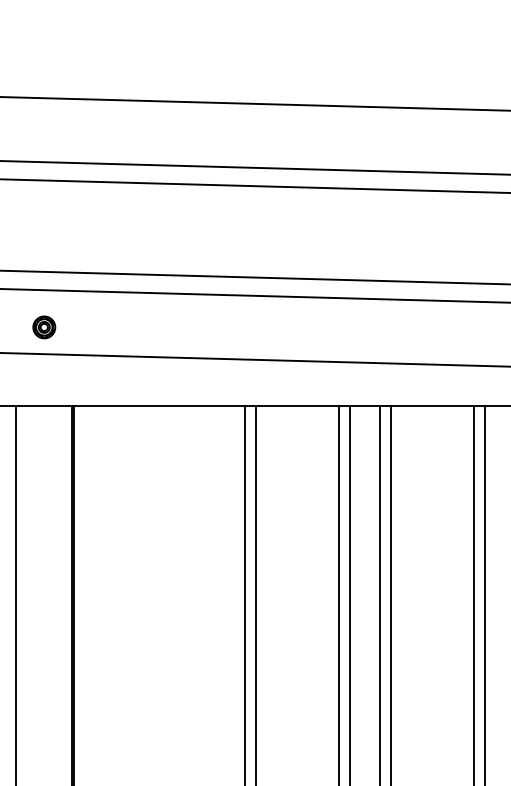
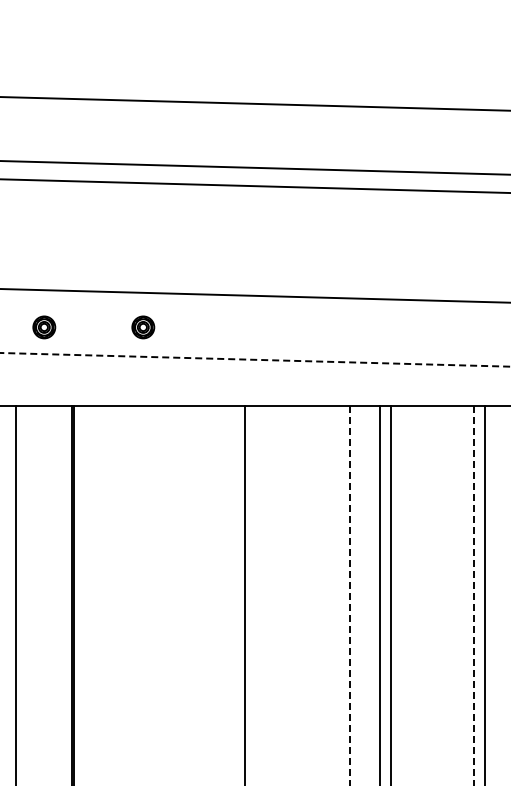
line: present -> none (254, 277)
part: none -> present (143, 327)
line: solid -> dashed (255, 359)
line: present -> none (255, 594)
line: present -> none (339, 594)
line: solid -> dashed (349, 596)
line: solid -> dashed (474, 596)
